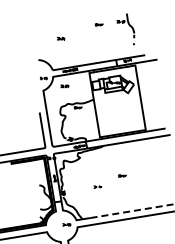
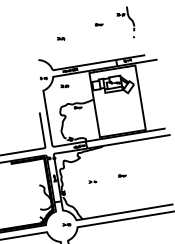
part position: (125, 29) -> (125, 22) (125, 22)
part position: (97, 186) -> (92, 181) (92, 181)
line: dashed -> solid (132, 211)
